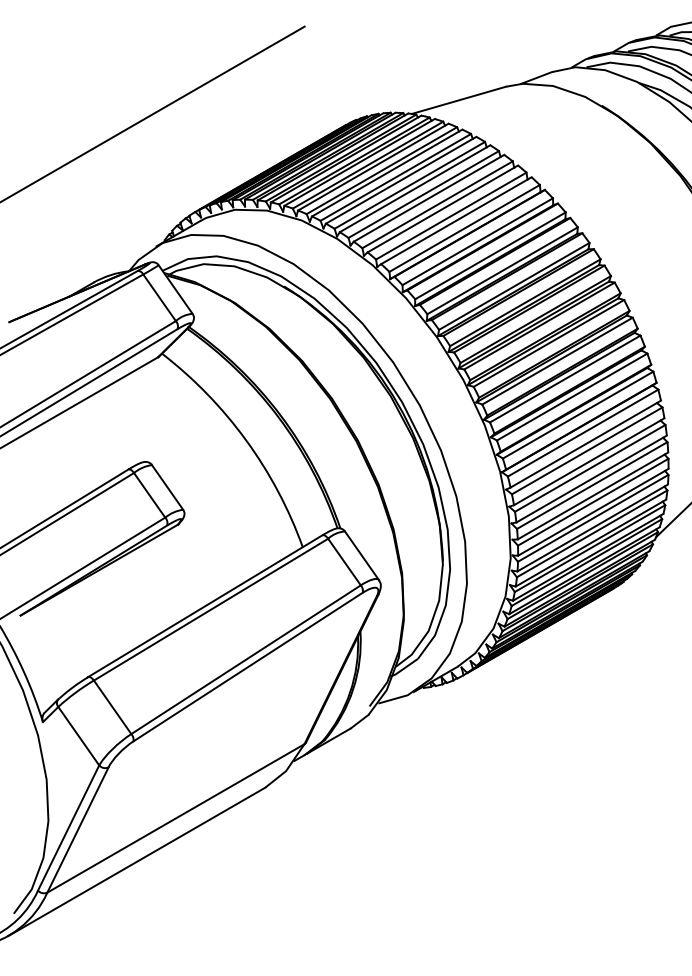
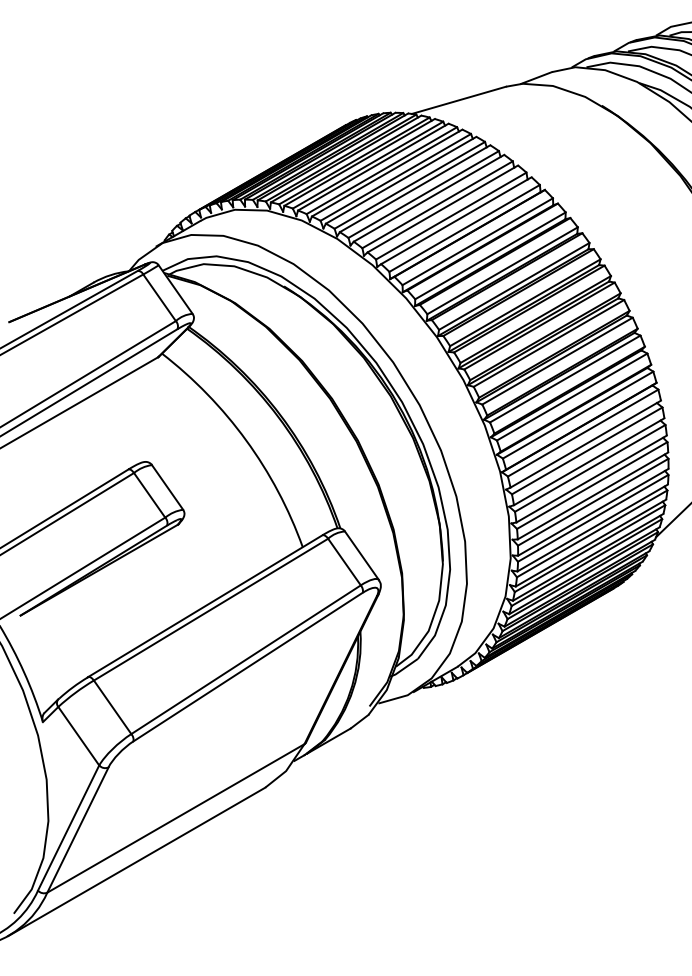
line: present -> none (153, 113)
